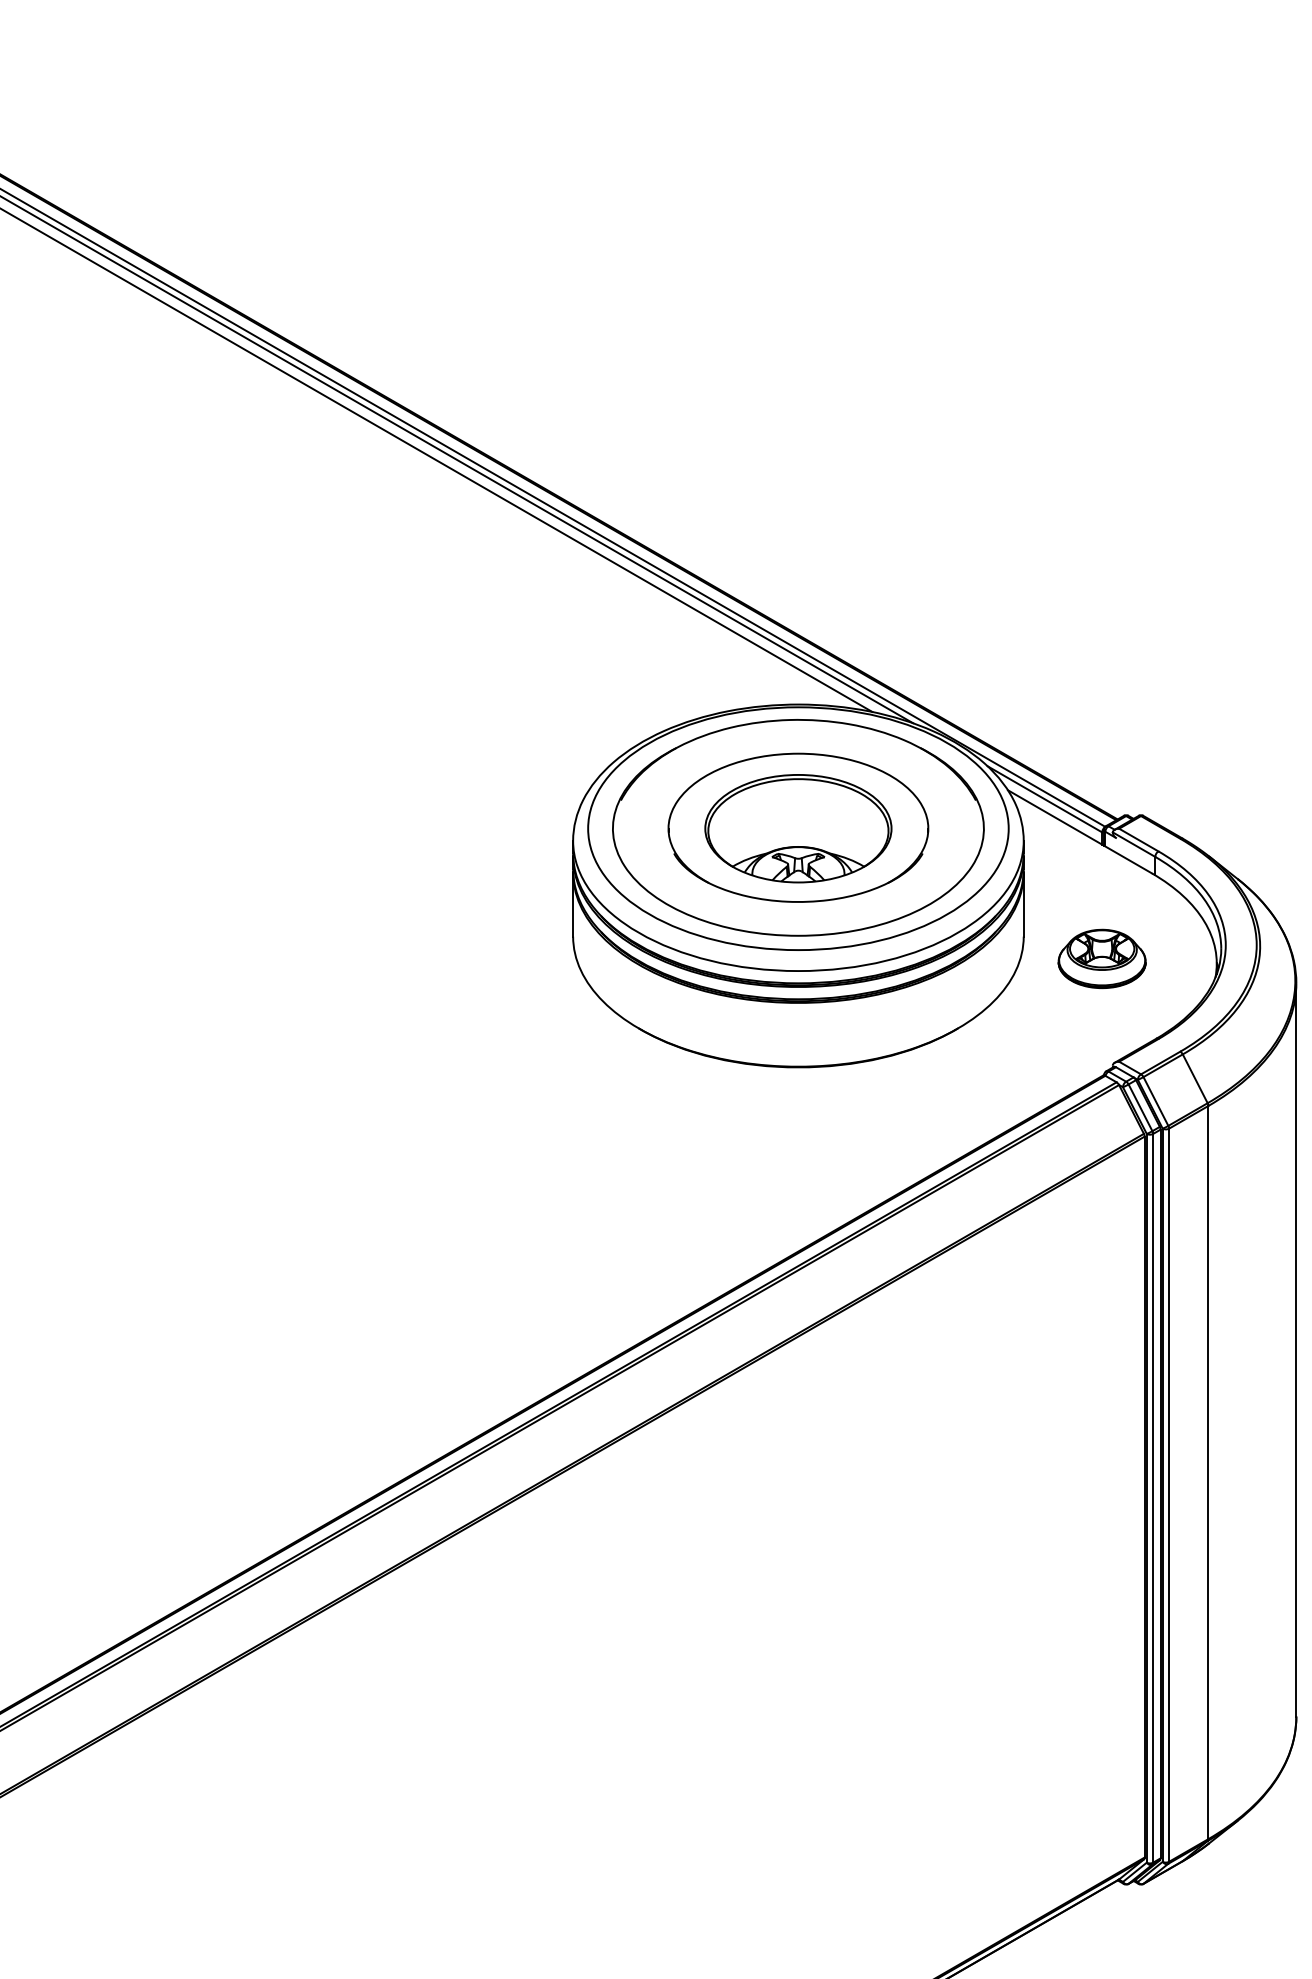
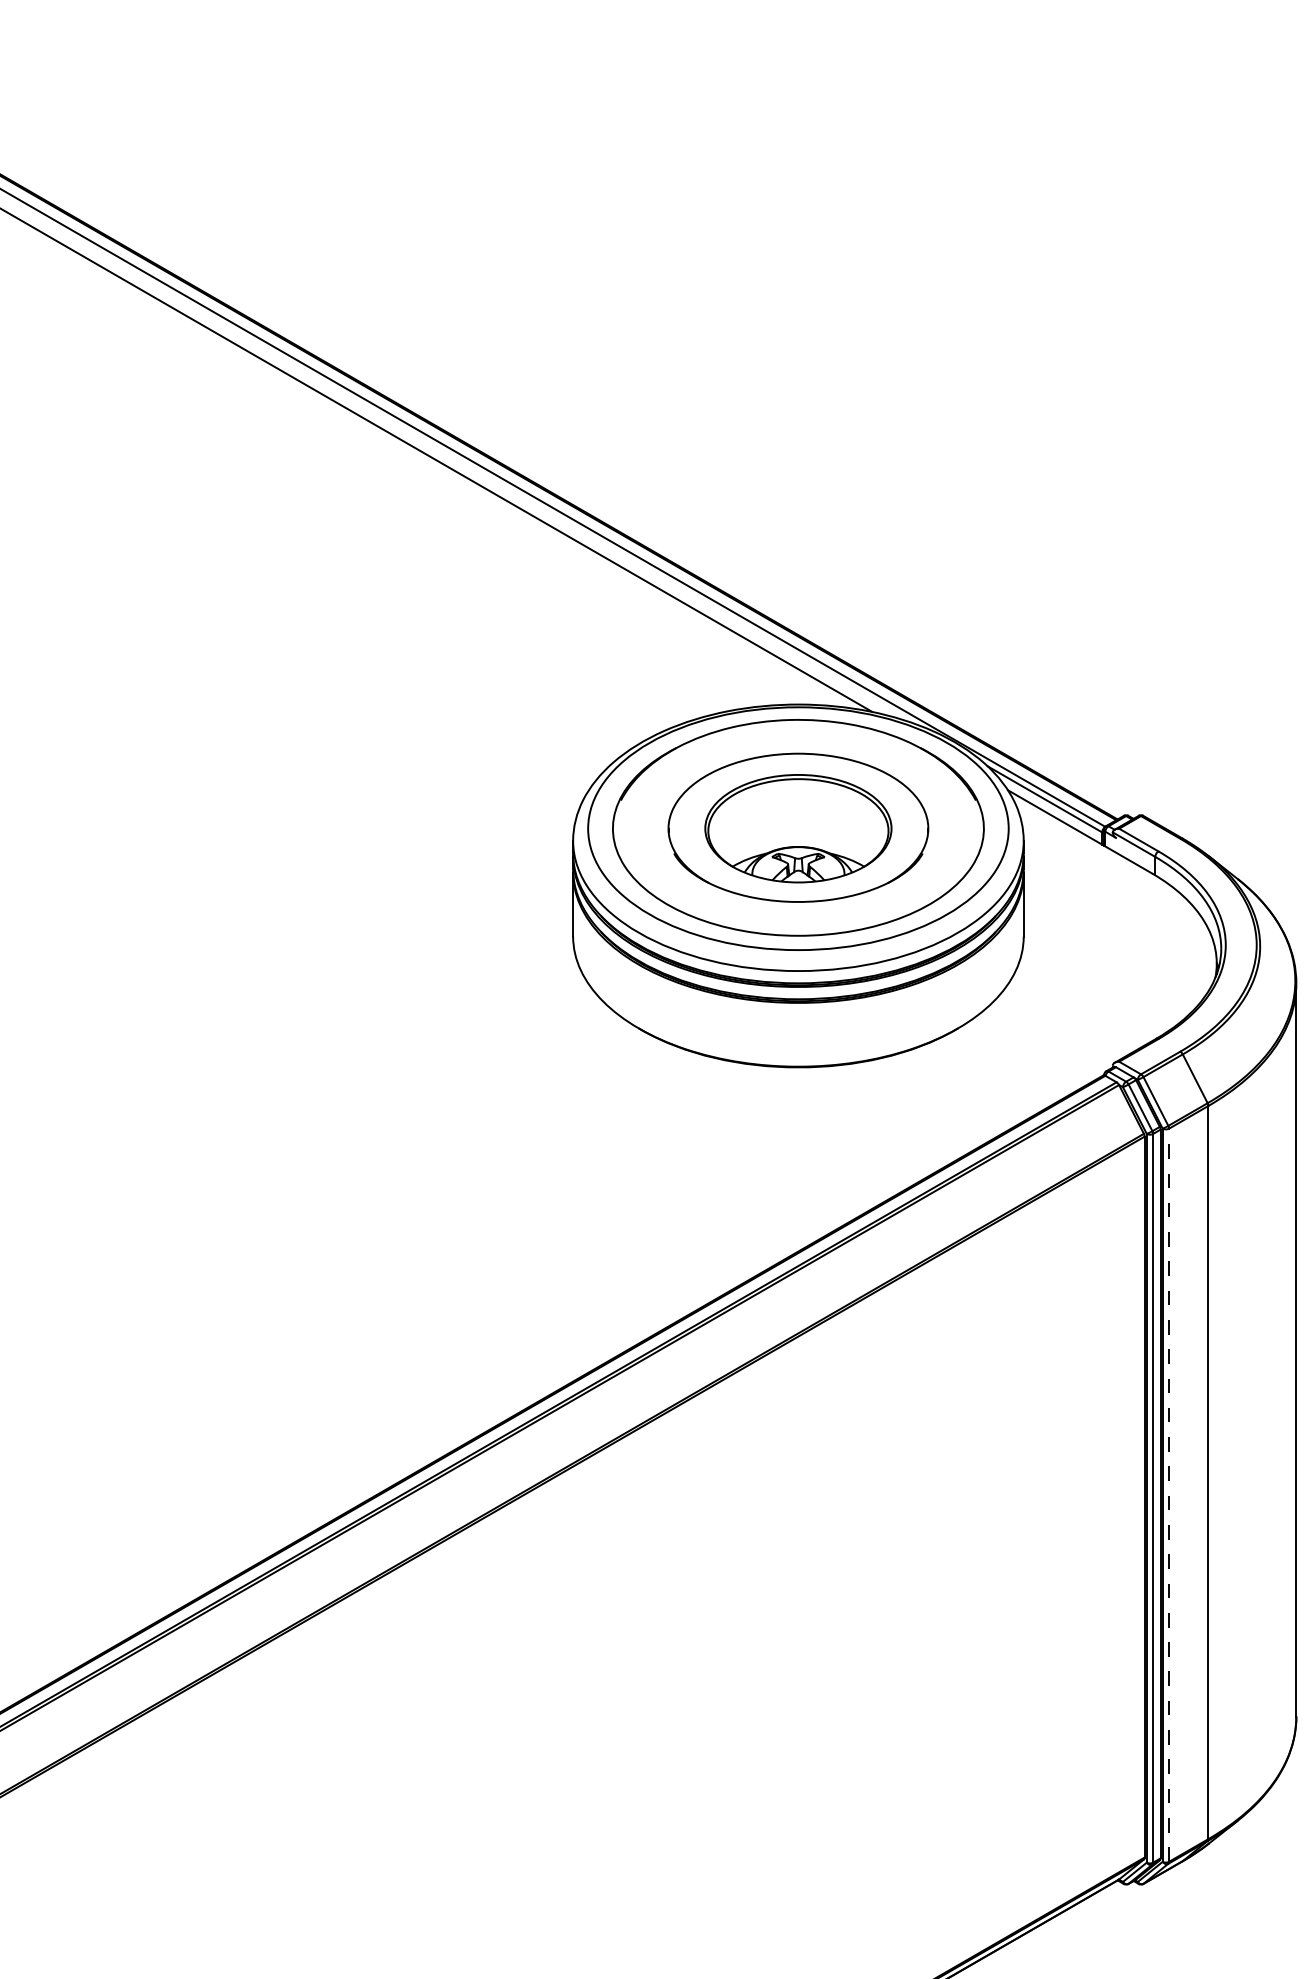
line: present -> none (457, 460)
part: present -> none (1101, 958)
line: solid -> dashed (1169, 1495)
